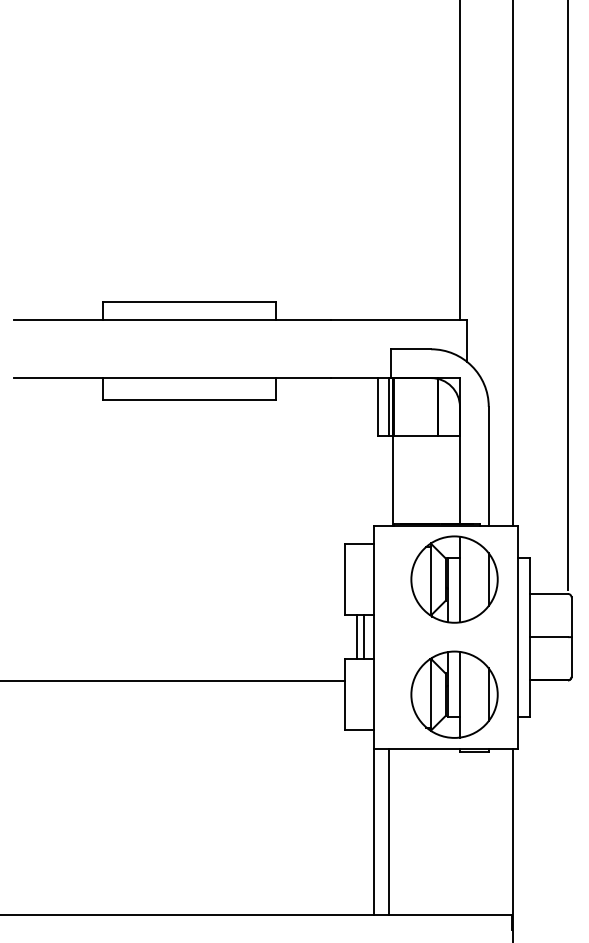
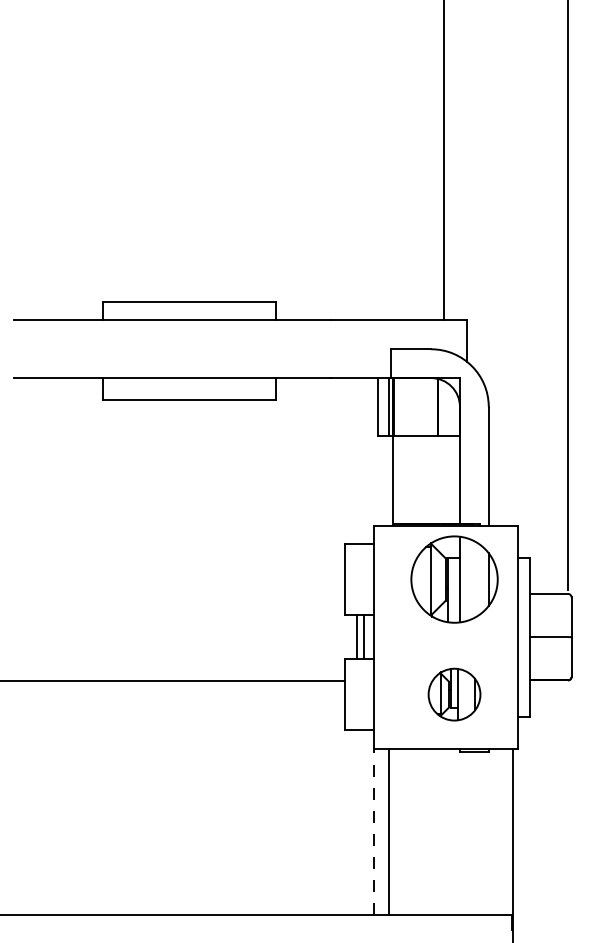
line position: (459, 161) -> (443, 161) (443, 161)
line: present -> none (513, 263)
part size: 89x89 px -> 55x55 px (454, 694)
line: solid -> dashed (374, 831)
